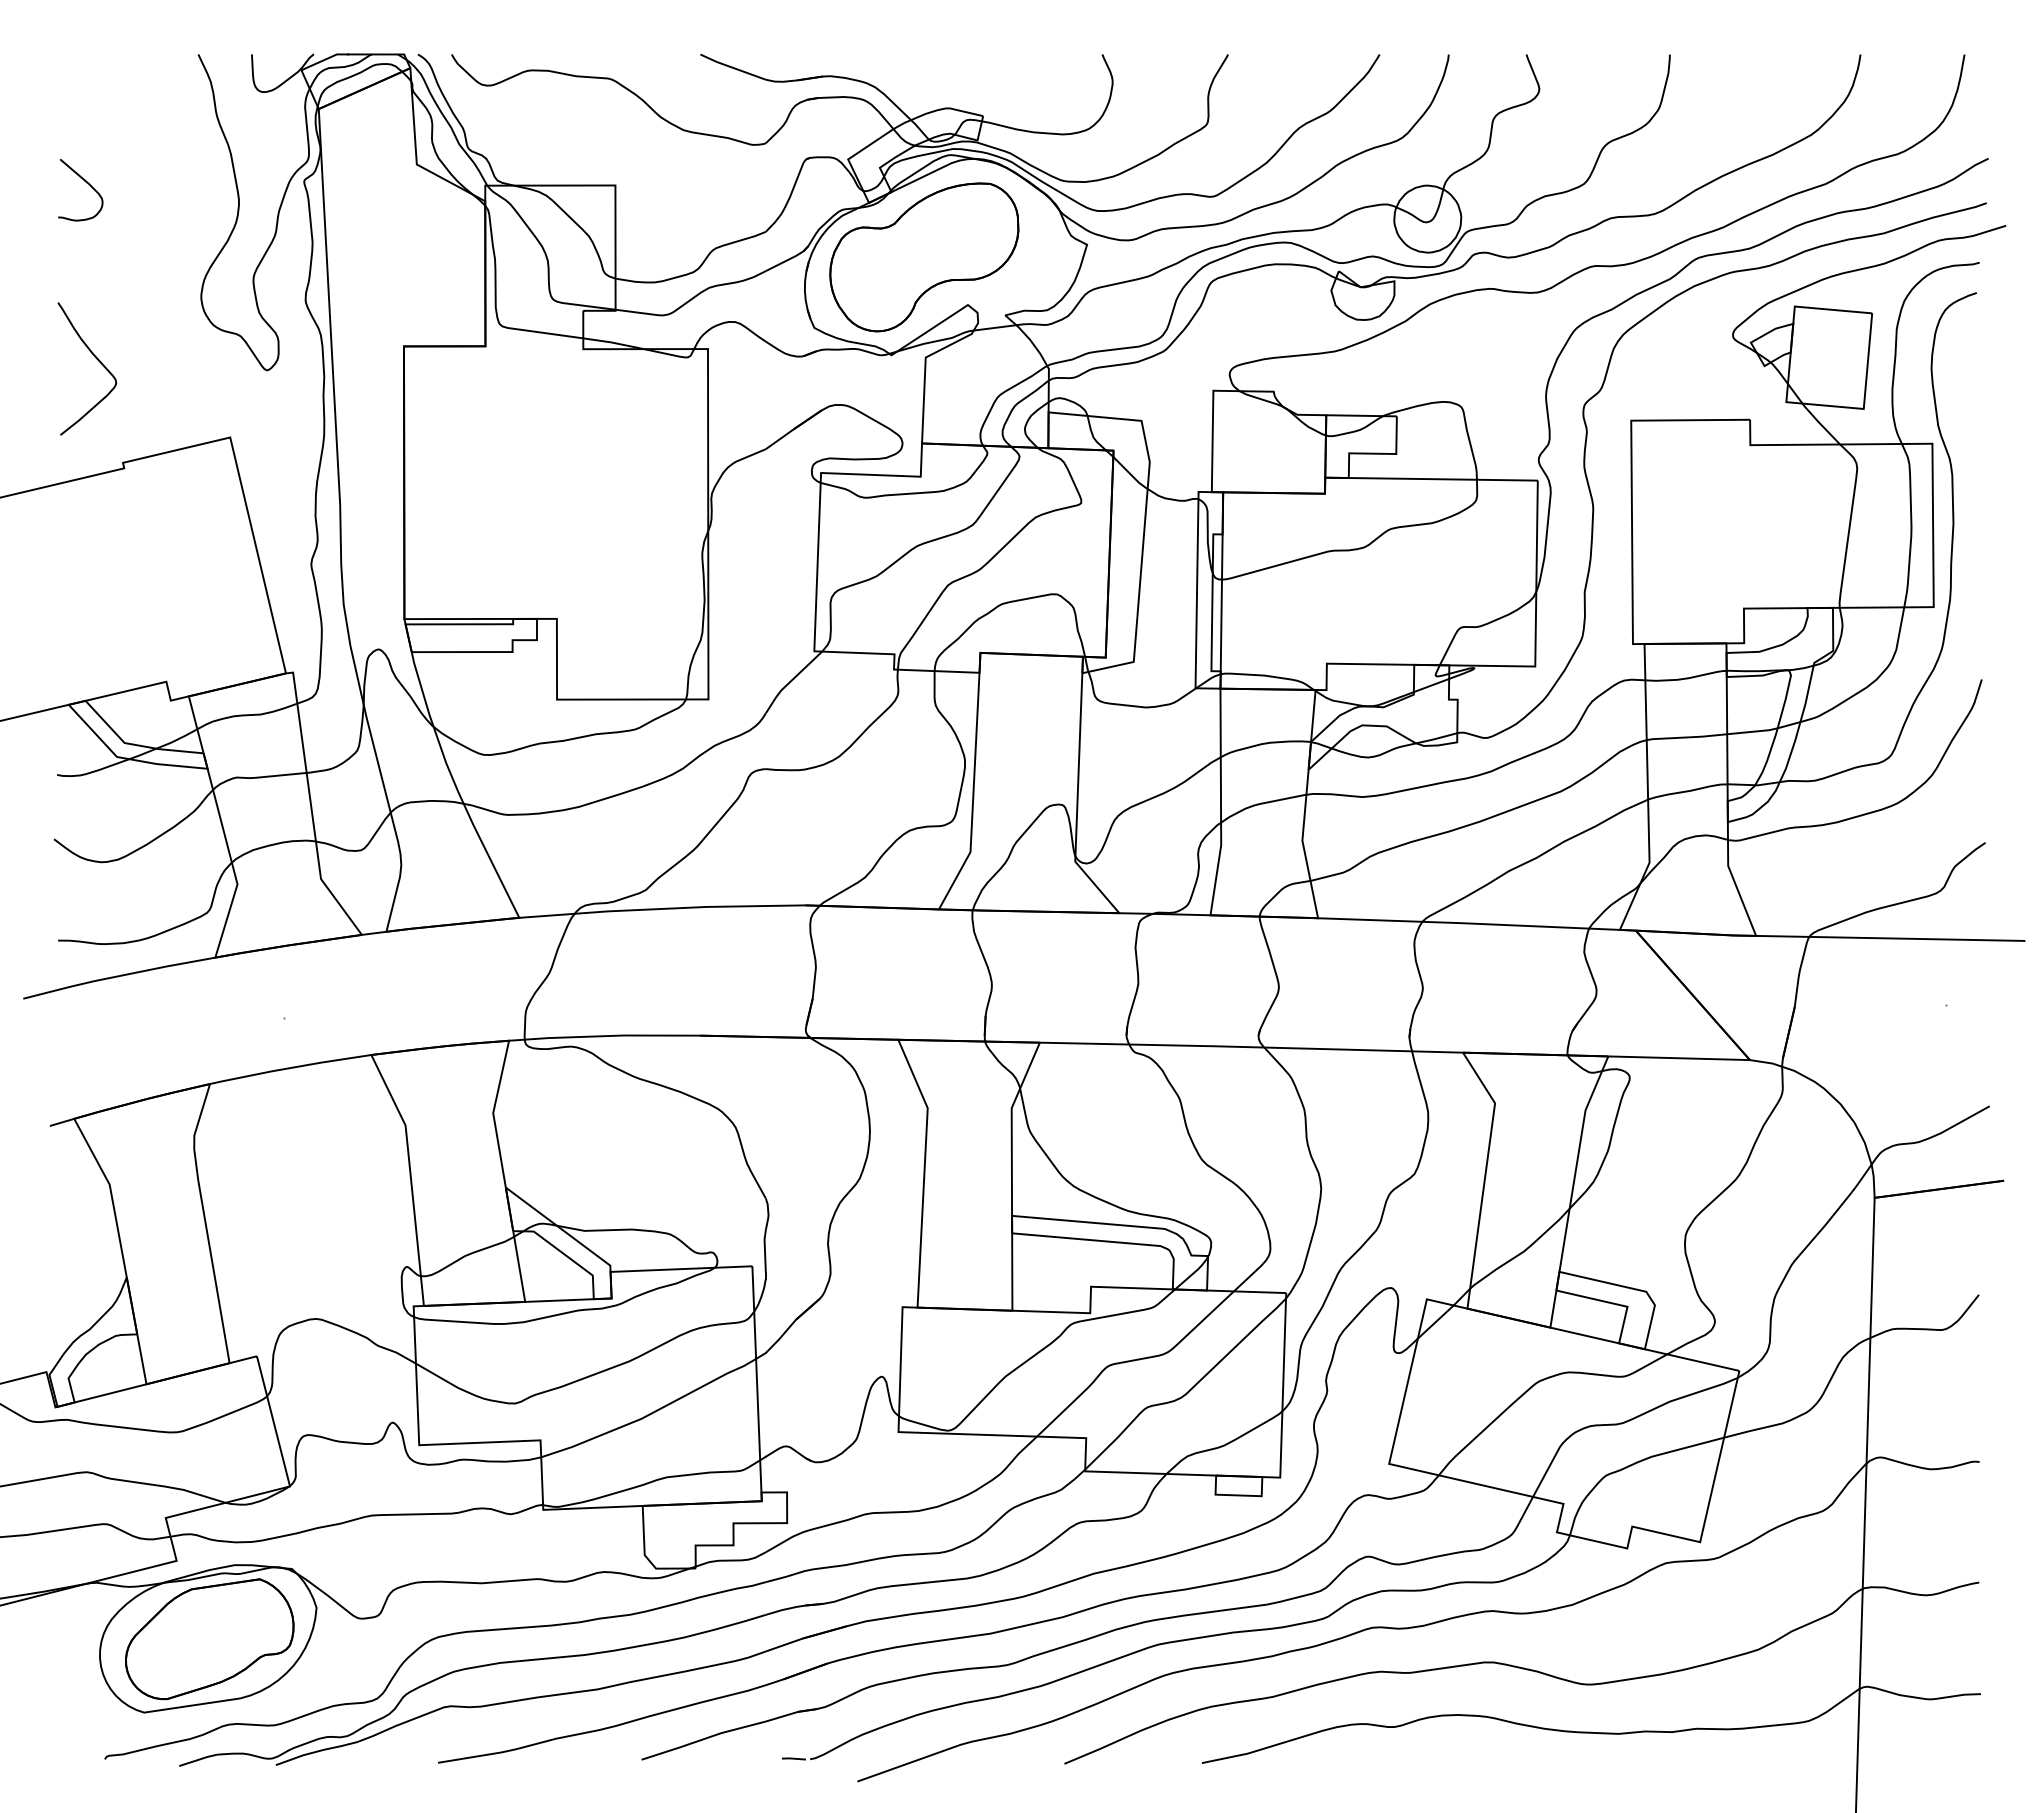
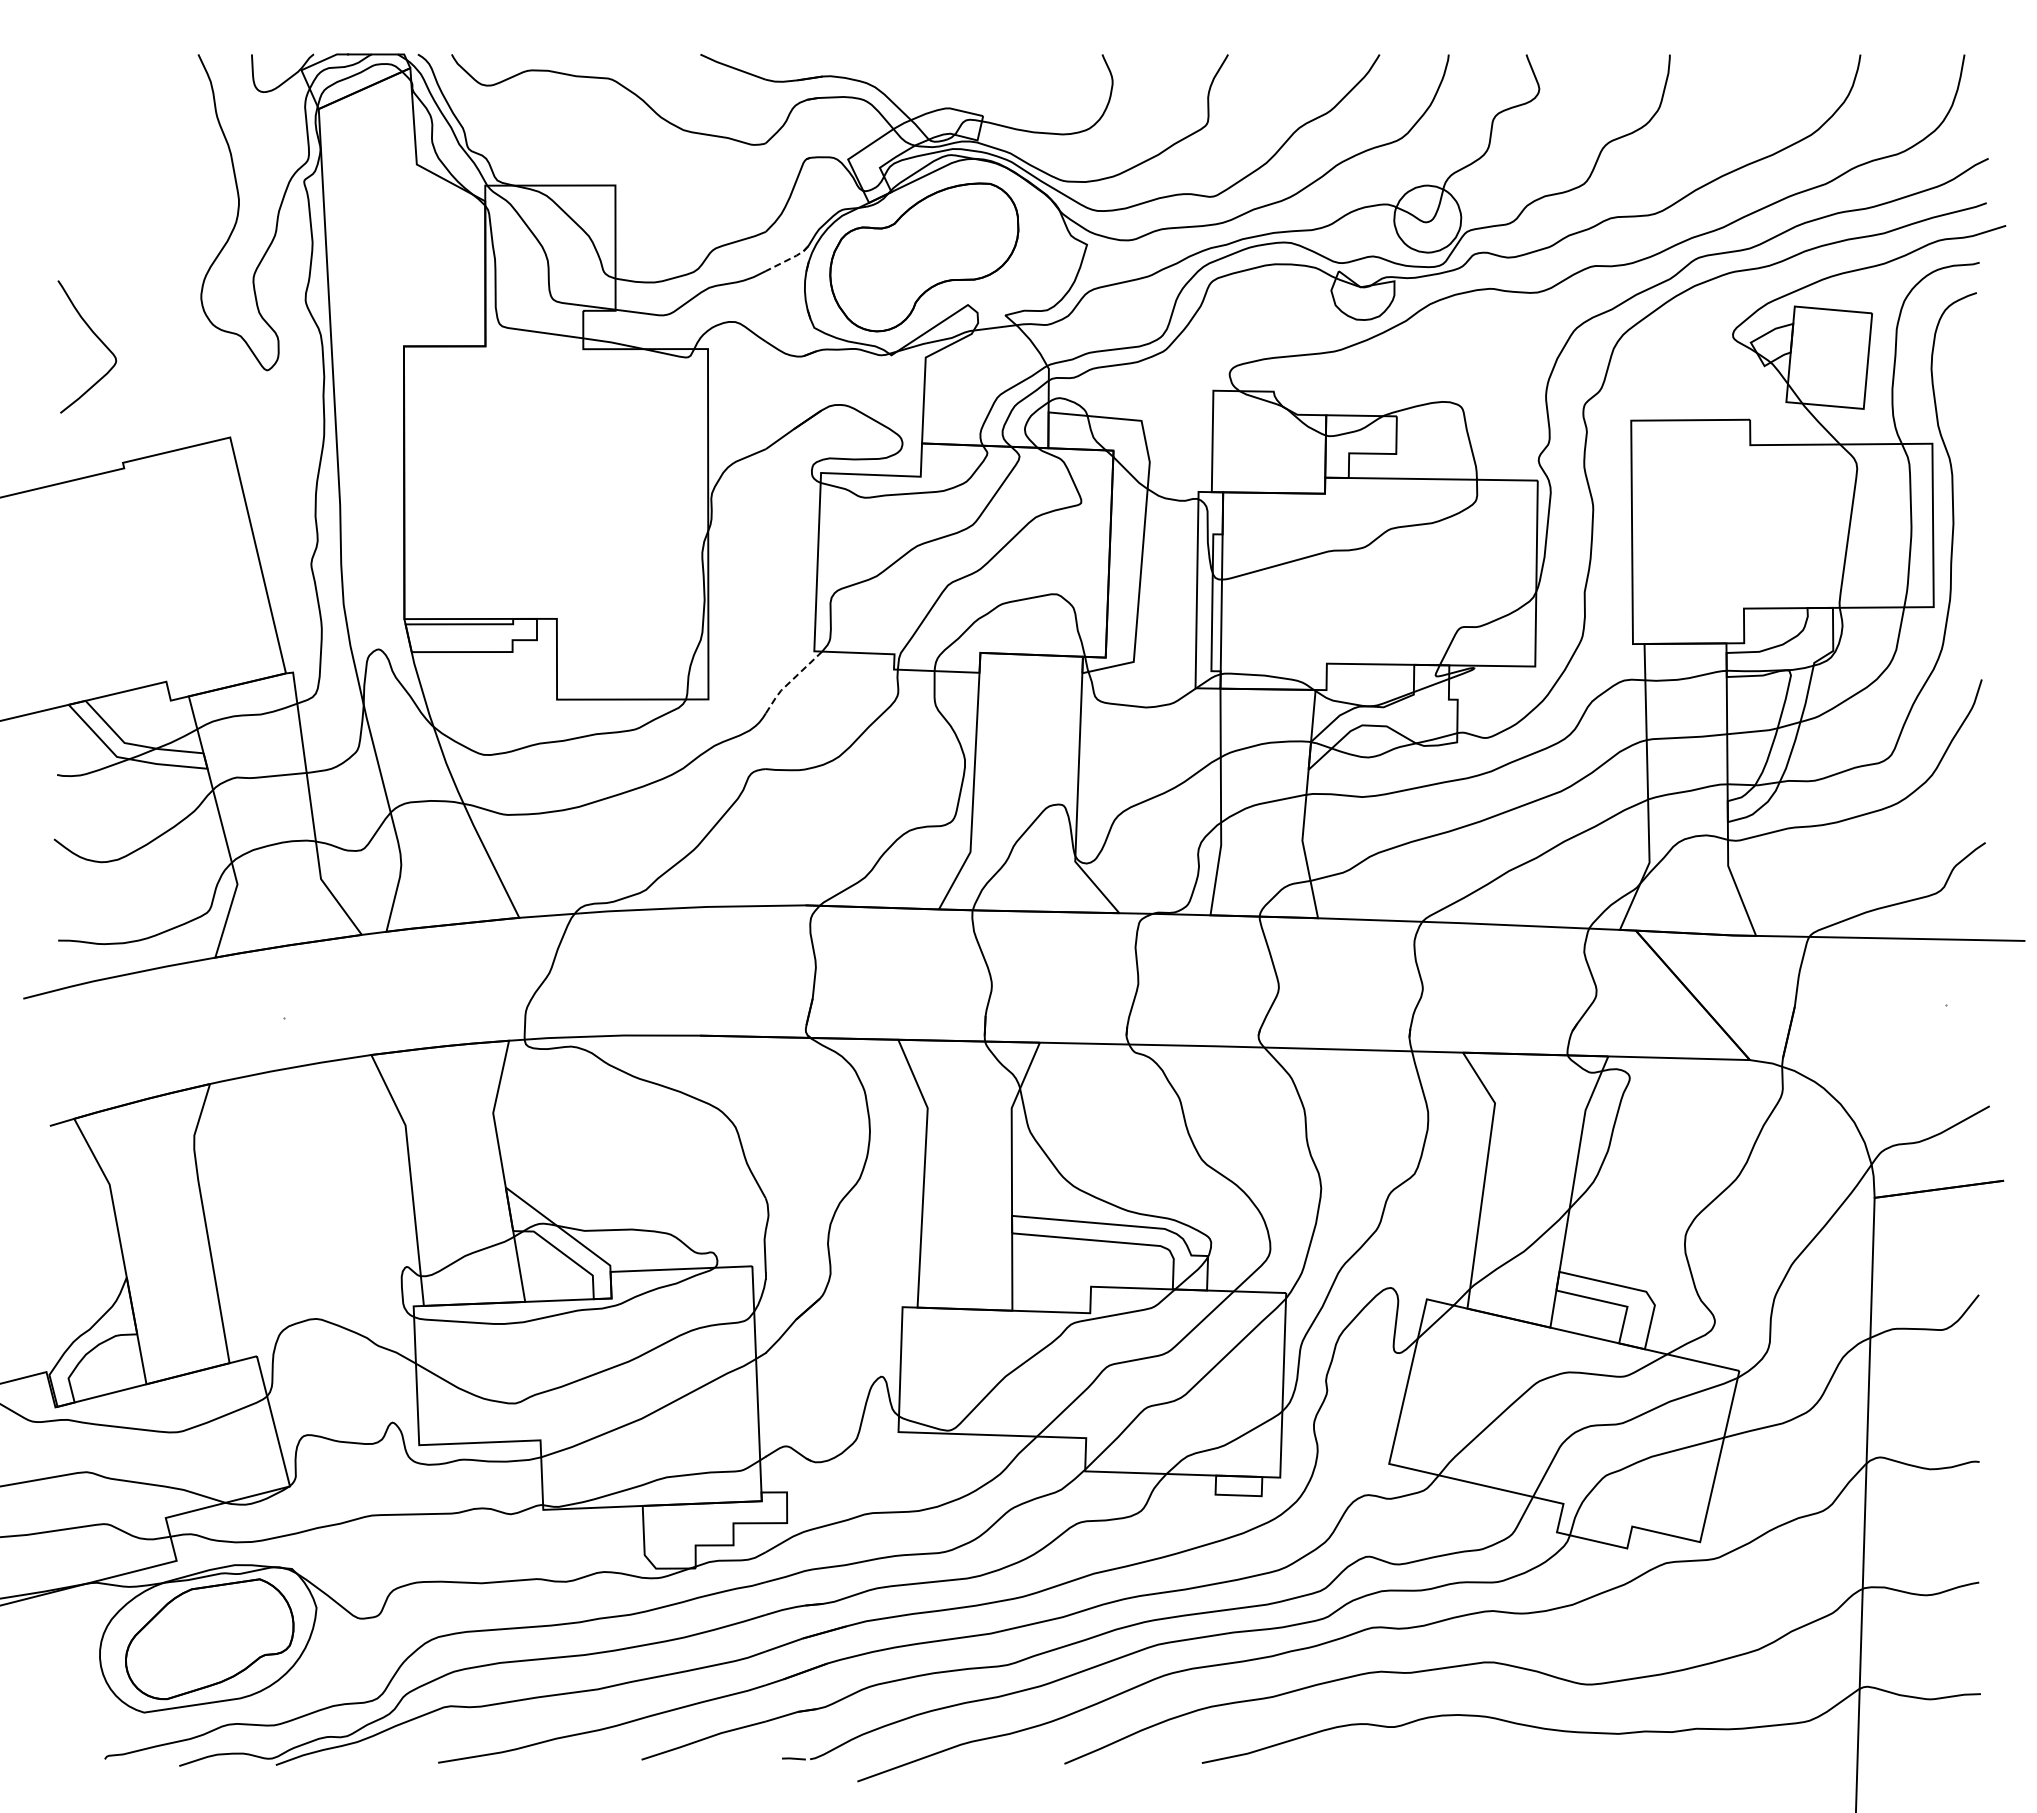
curve: present -> none (86, 183)
line: solid -> dashed (788, 259)
curve position: (96, 359) -> (96, 337) (96, 337)
line: solid -> dashed (790, 681)
